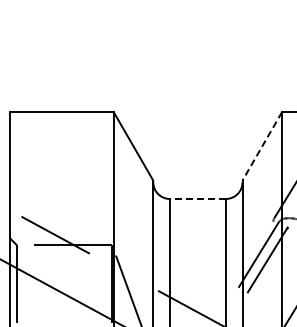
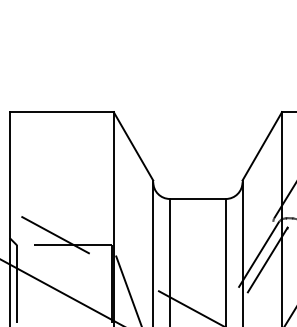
line: dashed -> solid (262, 146)
line: dashed -> solid (197, 198)
